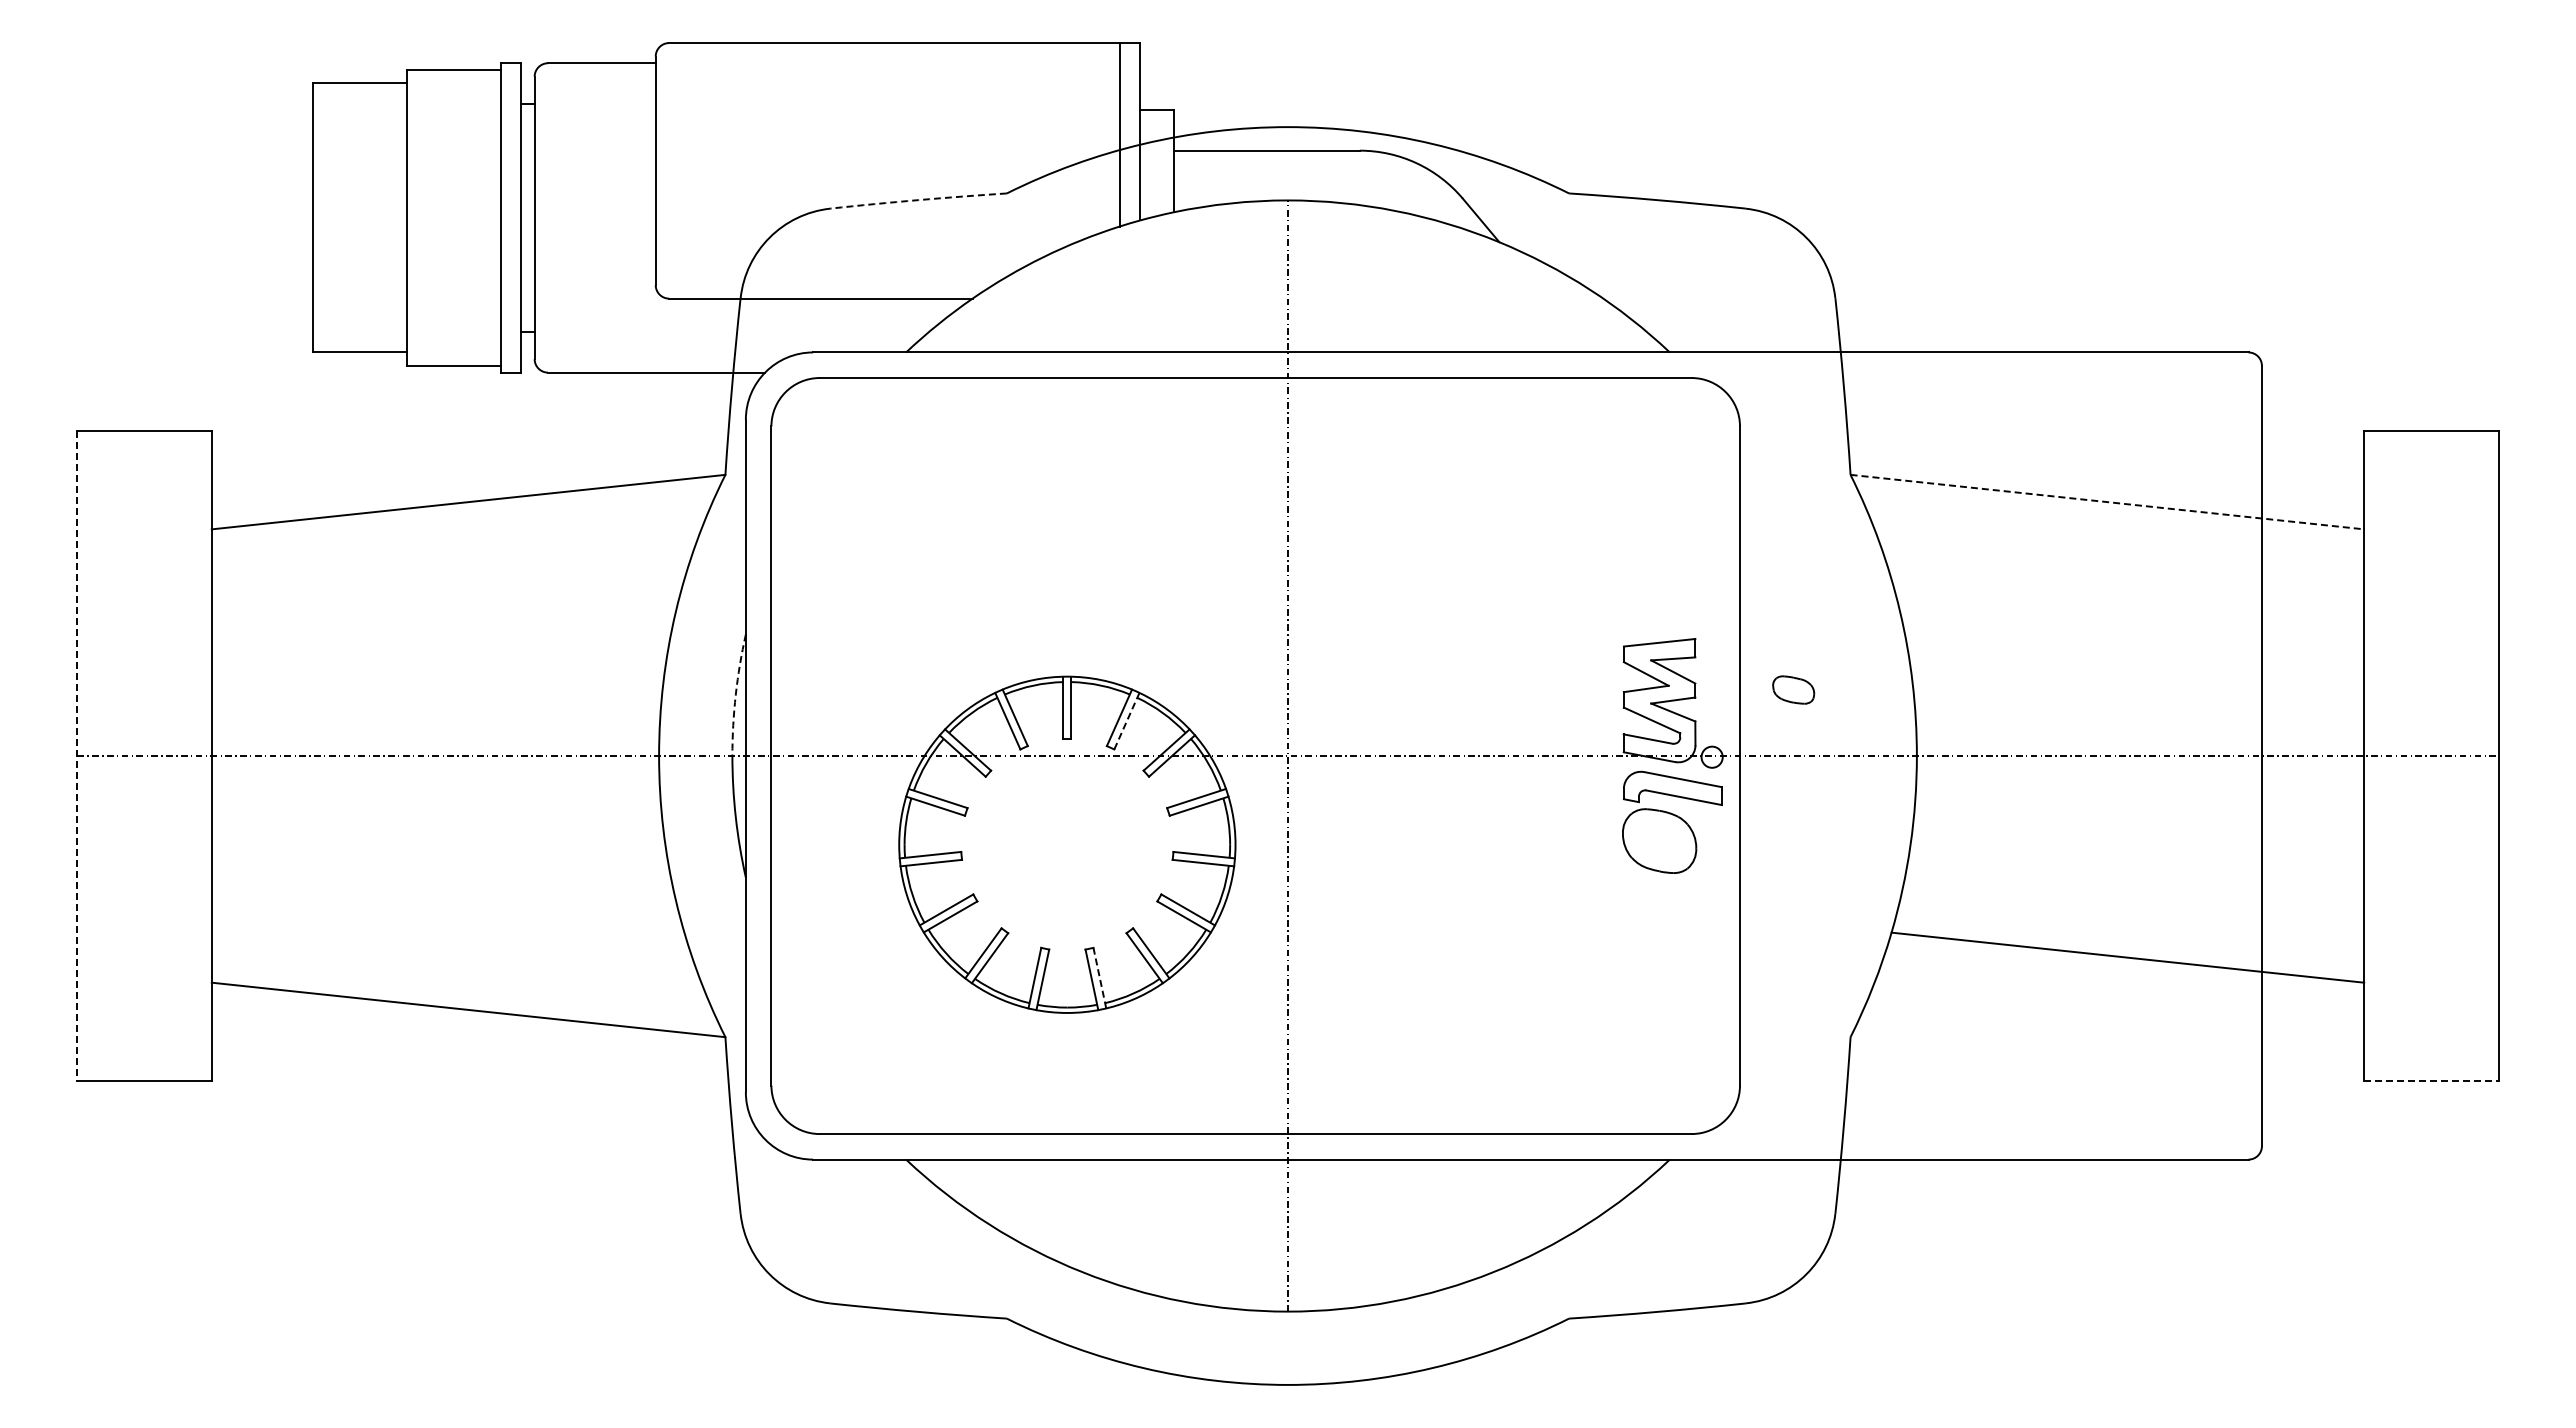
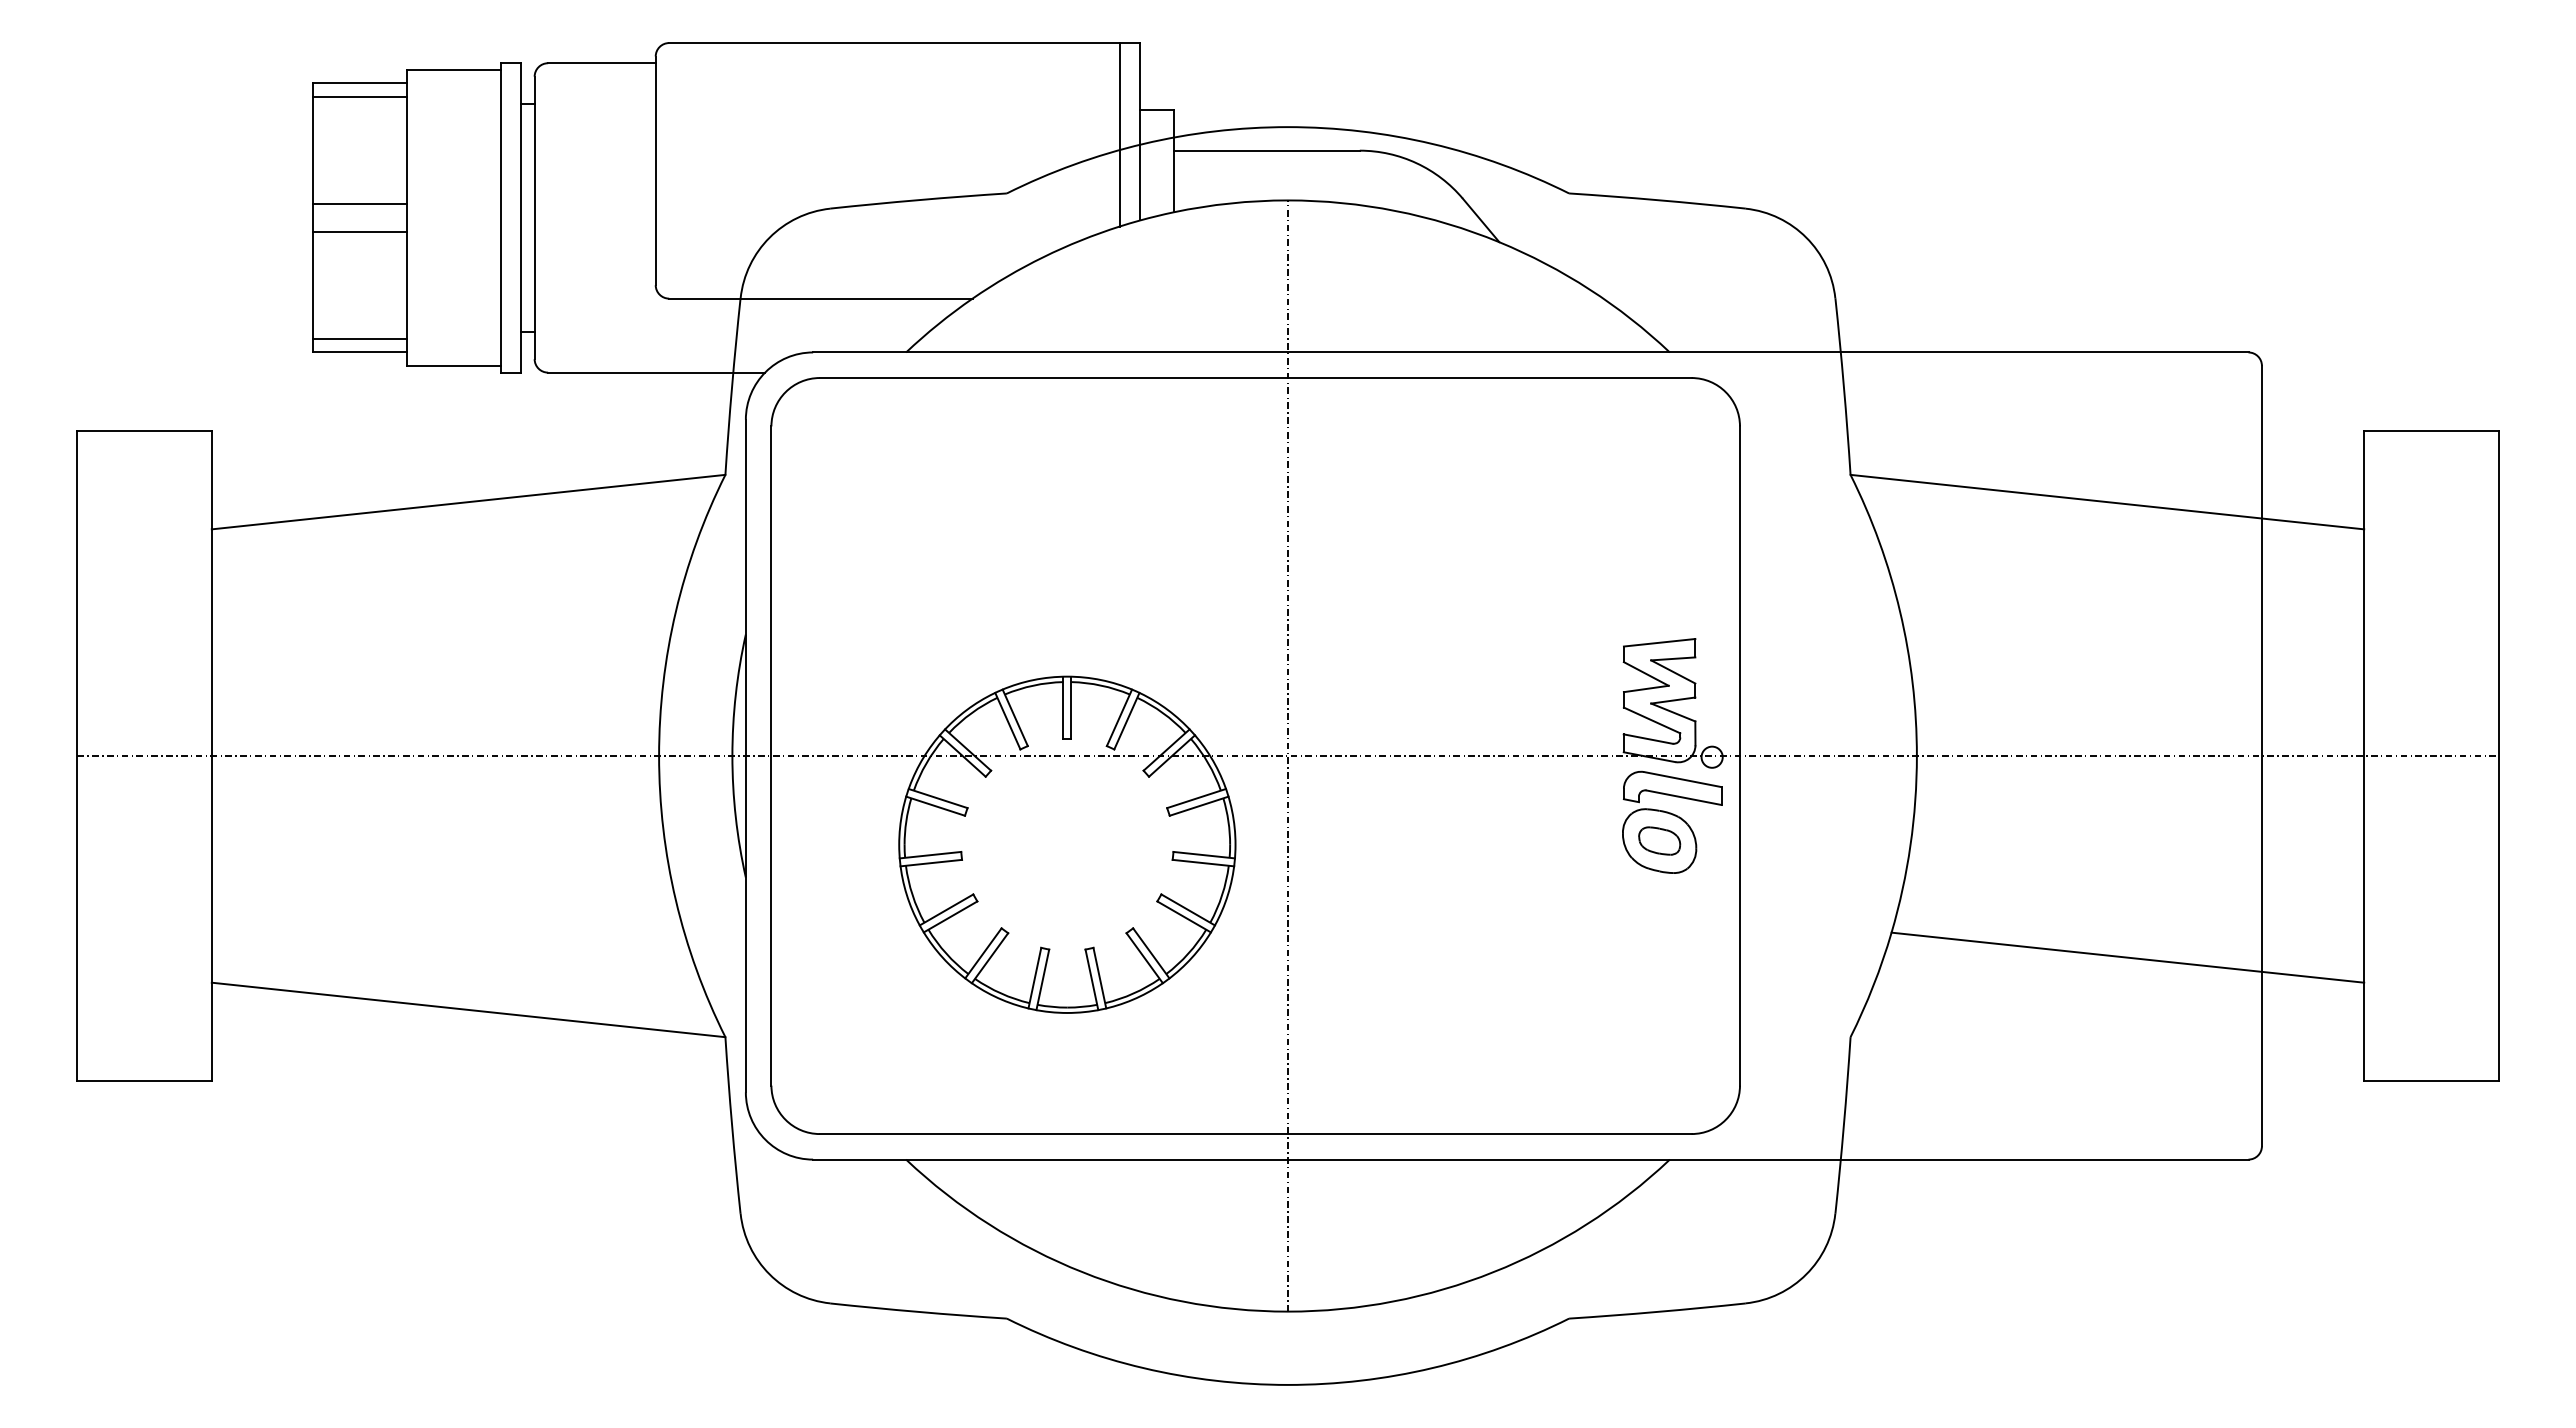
line: none -> present (359, 97)
arc: dashed -> solid (918, 200)
line: none -> present (359, 204)
line: none -> present (359, 231)
line: none -> present (359, 338)
line: dashed -> solid (2107, 502)
part position: (1793, 689) -> (1659, 840) (1659, 840)
arc: dashed -> solid (735, 694)
line: dashed -> solid (1126, 721)
line: dashed -> solid (77, 756)
line: dashed -> solid (1099, 978)
line: dashed -> solid (2431, 1080)
